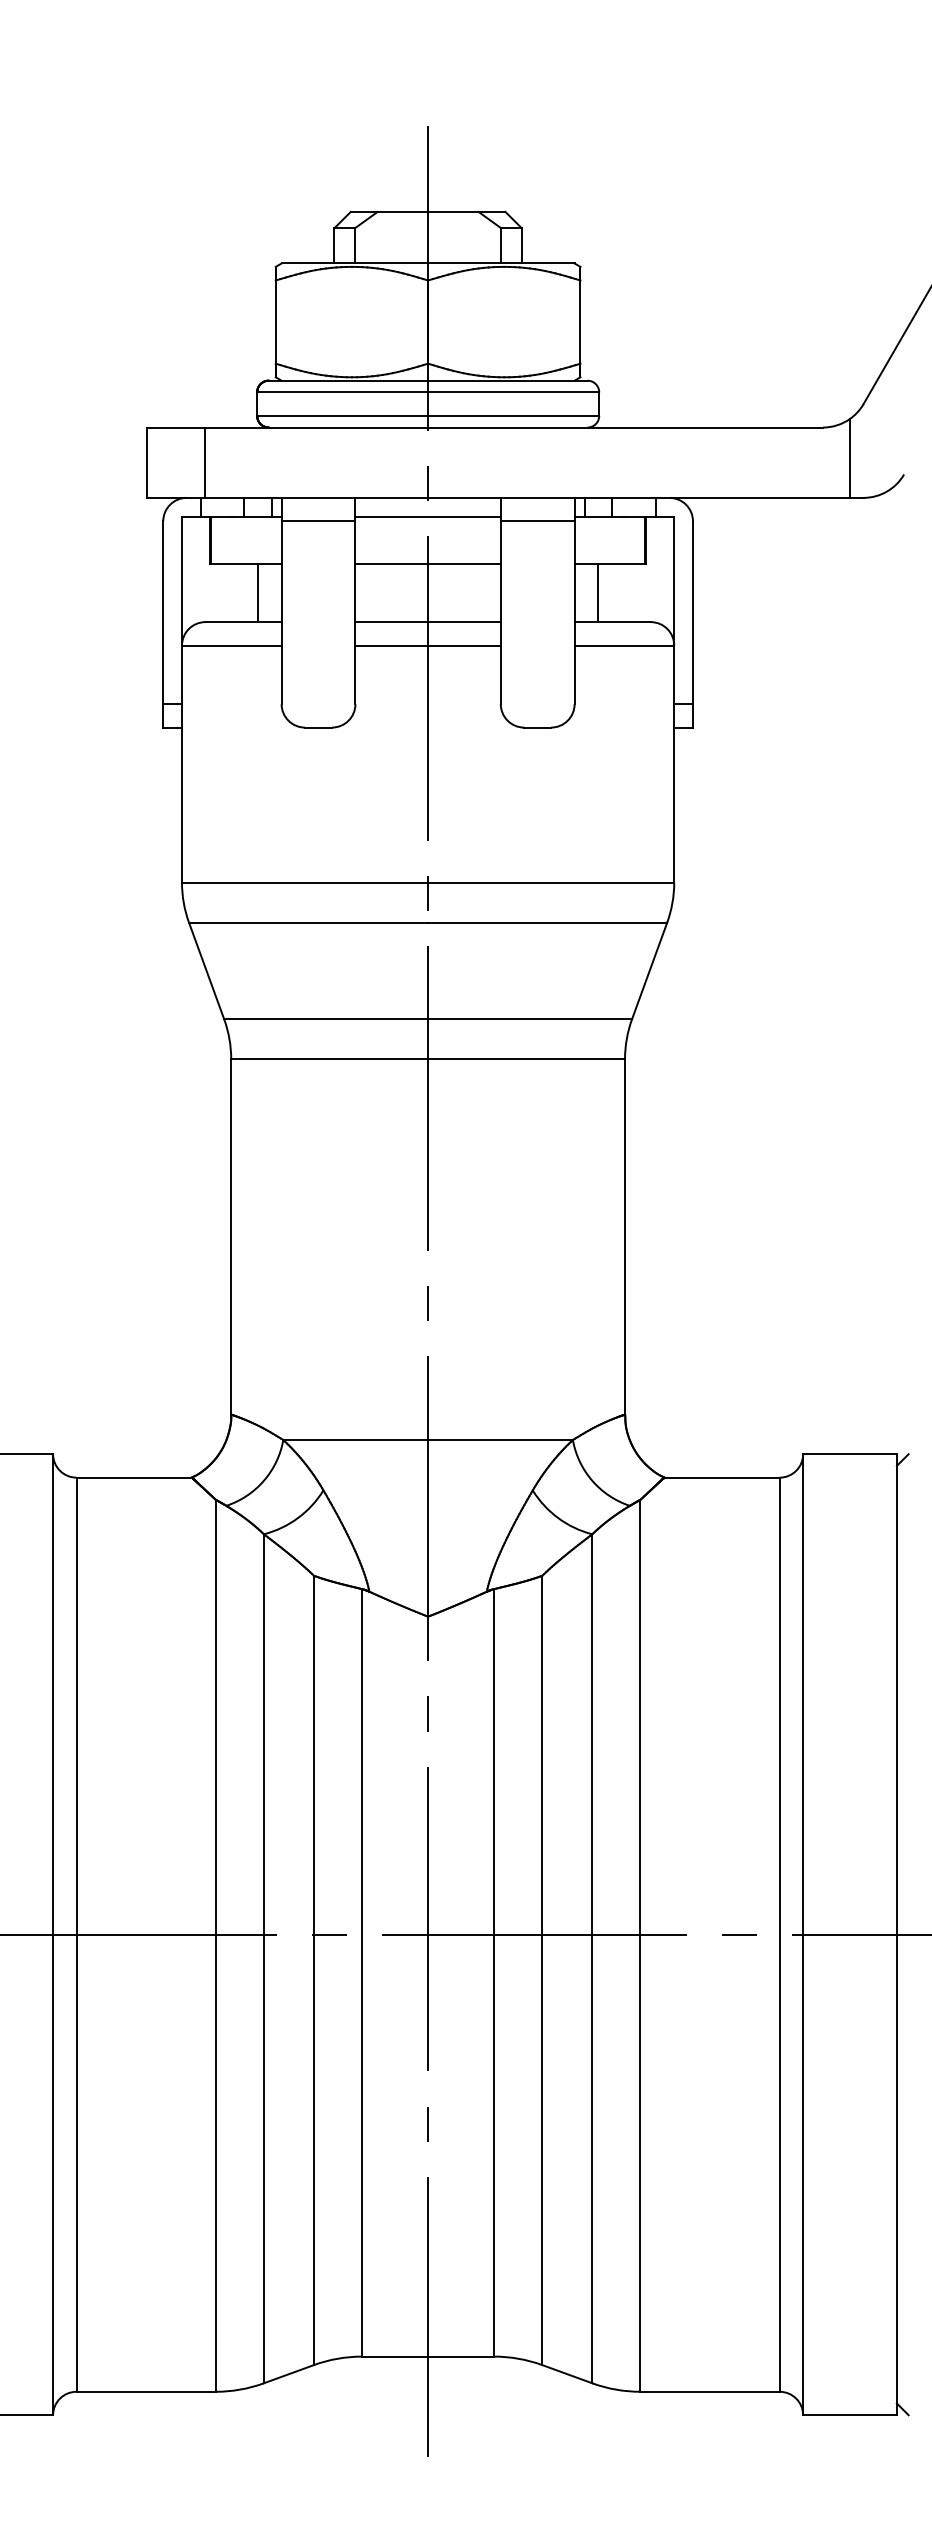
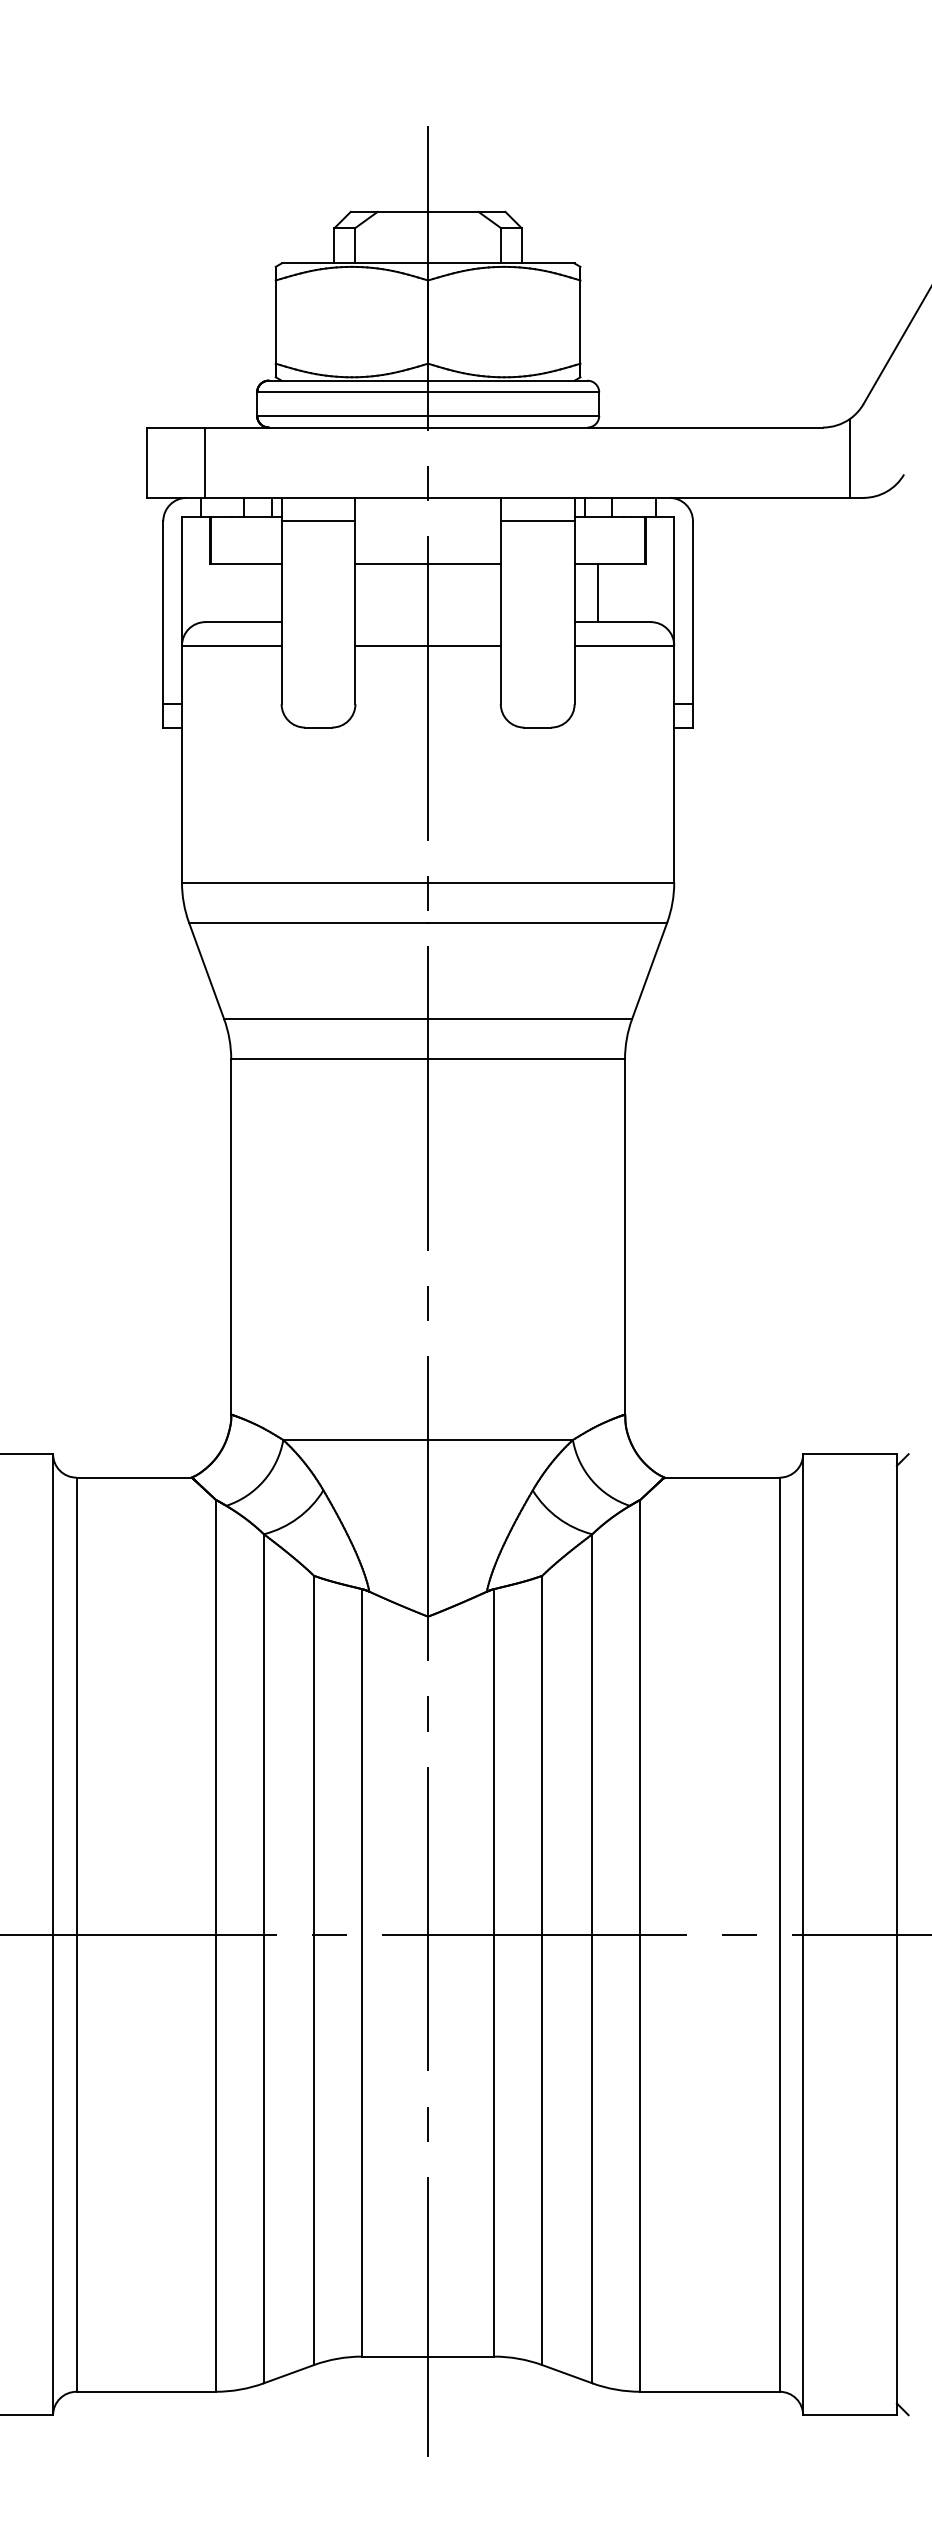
line: present -> none (427, 516)
line: present -> none (258, 592)
line: present -> none (427, 622)
